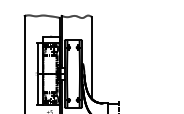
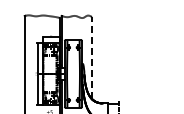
line: solid -> dashed (91, 57)
